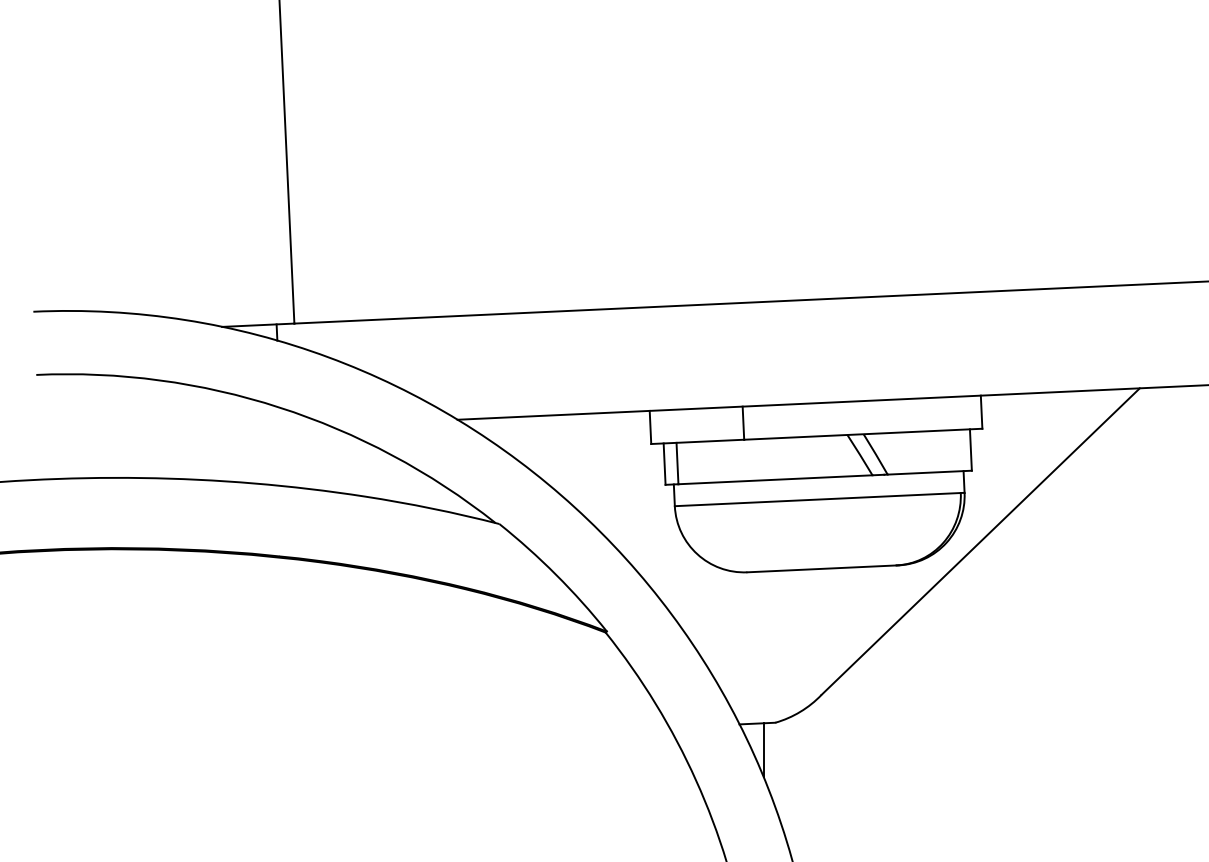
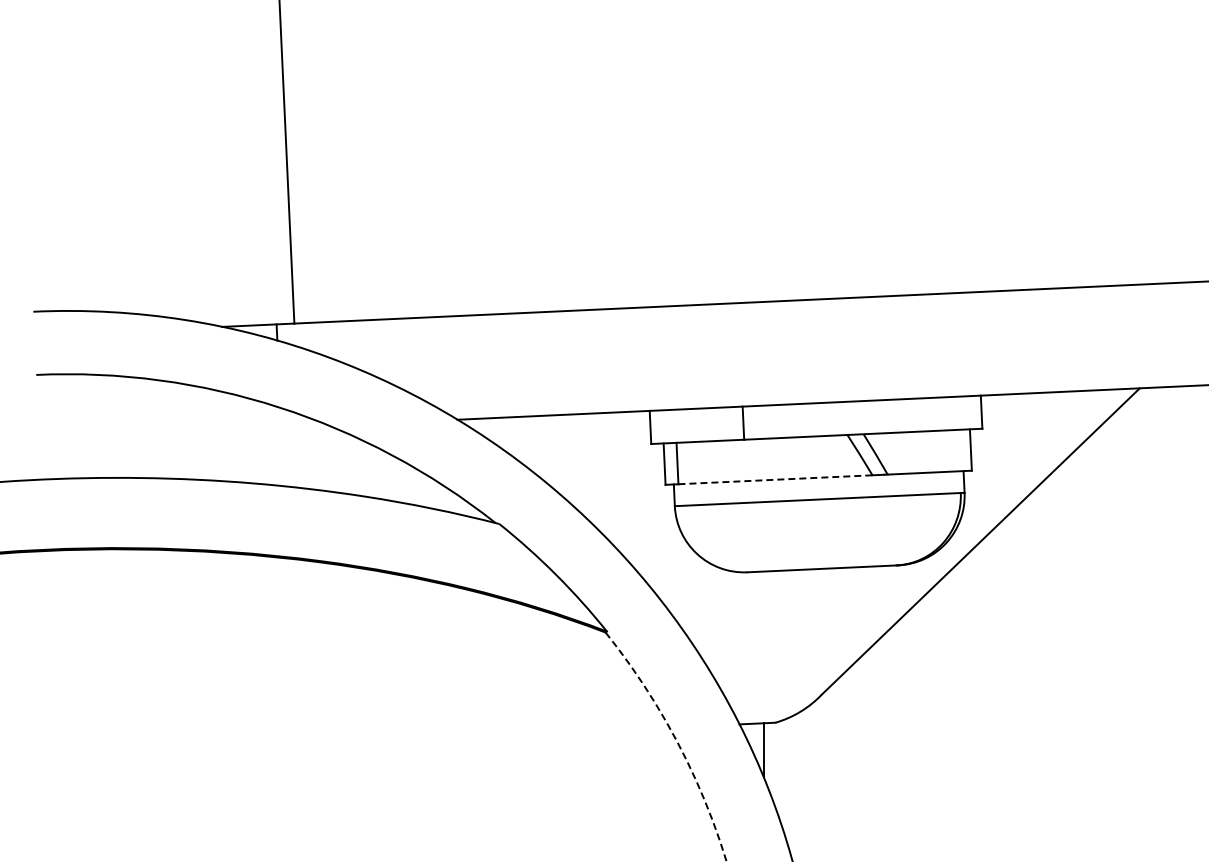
line: solid -> dashed (775, 479)
arc: solid -> dashed (677, 741)
